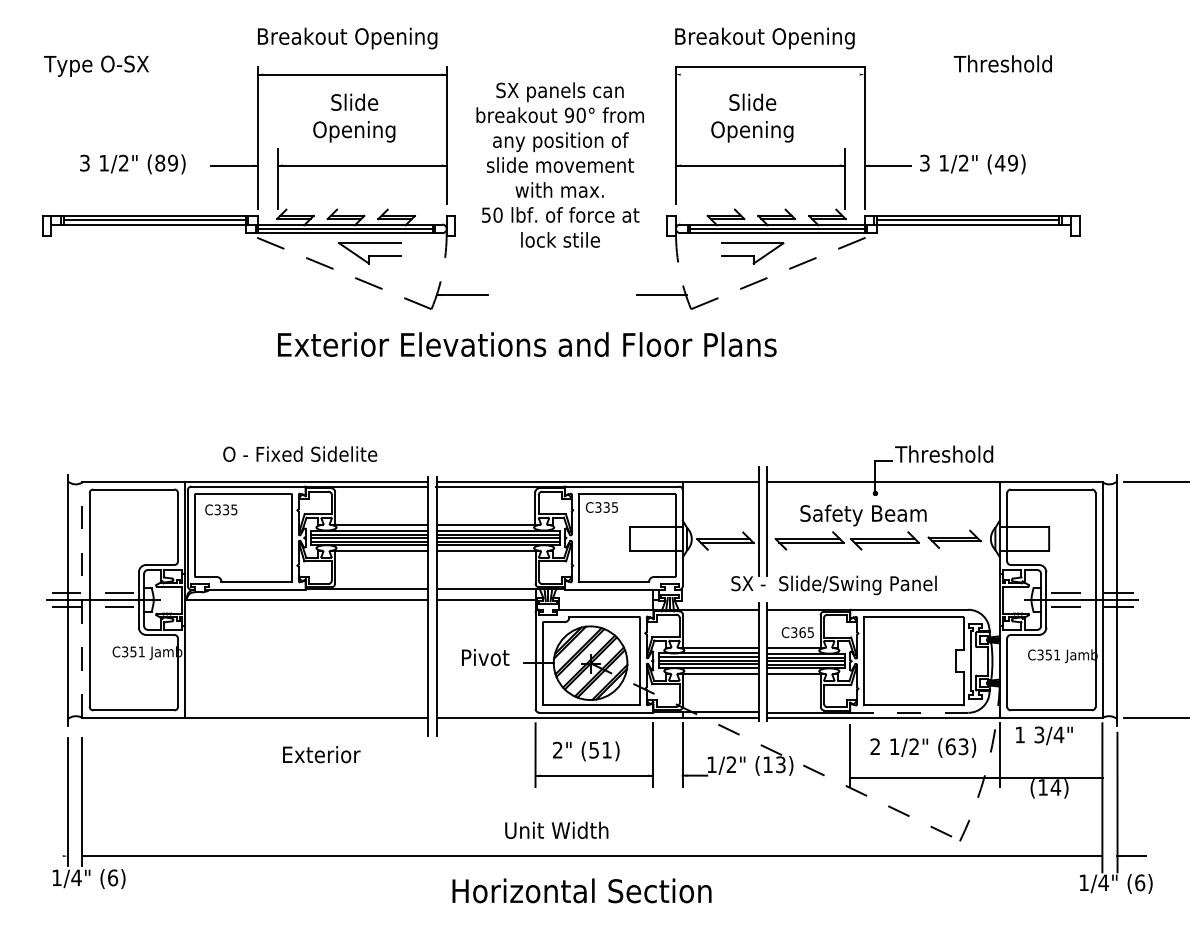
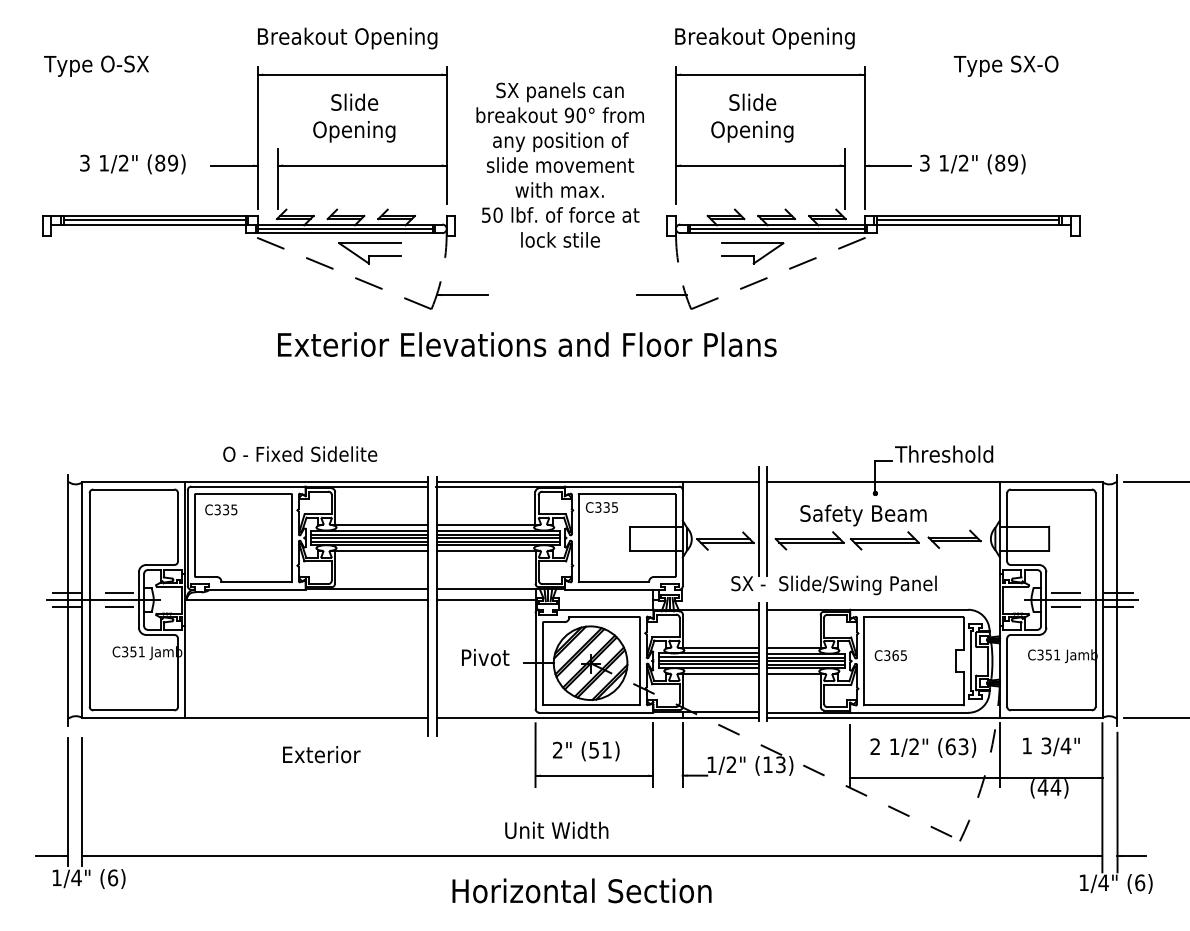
text: Threshold -> Type SX-O (1012, 65)
line position: (769, 66) -> (769, 74) (769, 74)
text: (49) -> (89) (999, 162)
line: dashed -> solid (82, 599)
text position: (797, 632) -> (890, 655) (890, 655)
line: dashed -> solid (909, 712)
text position: (1044, 735) -> (1051, 746) (1051, 746)
text: (14) -> (44) (1042, 787)
line: none -> present (51, 856)
